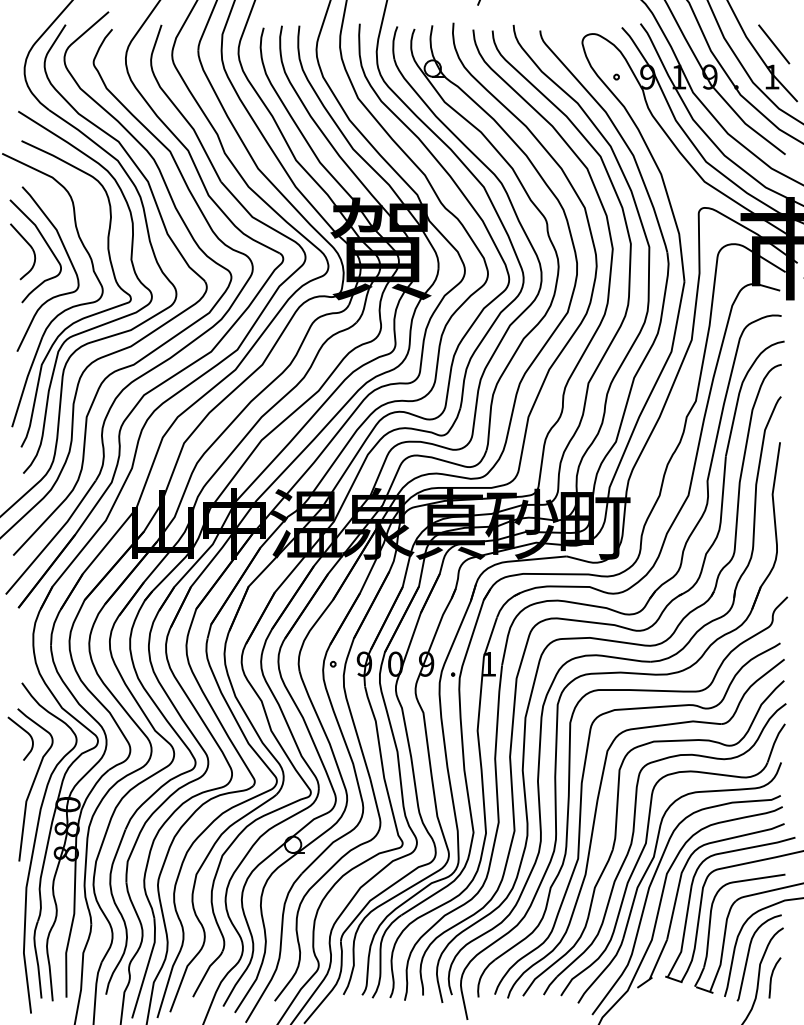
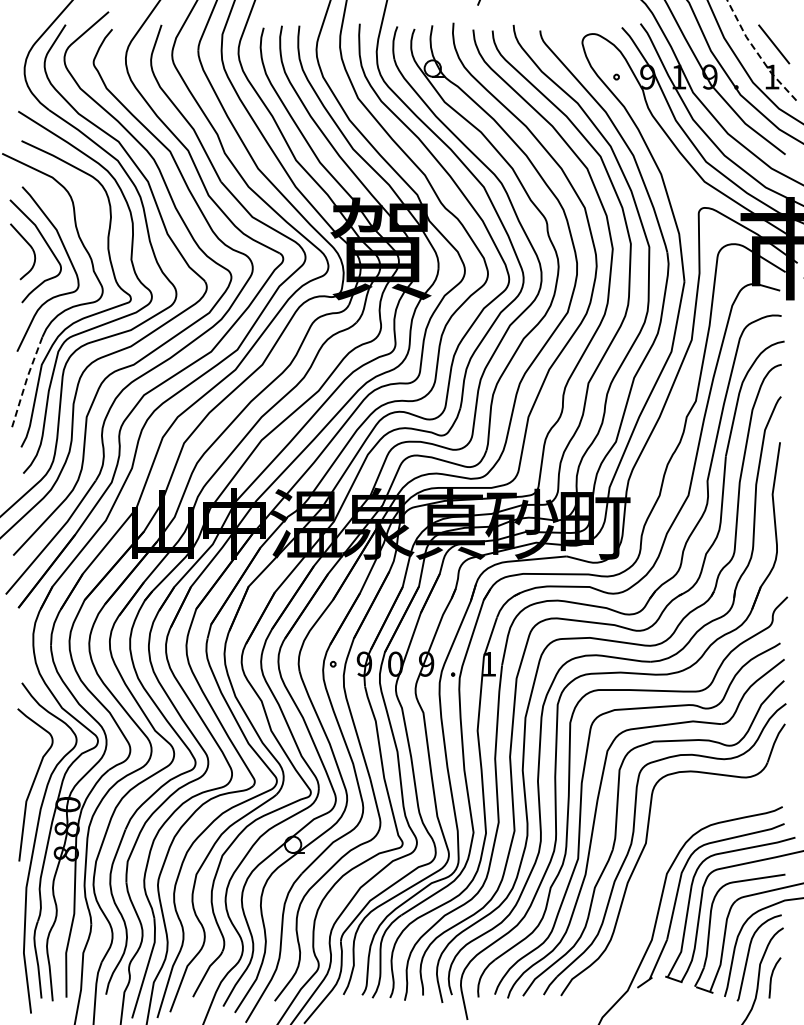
line: solid -> dashed (758, 54)
line: solid -> dashed (26, 380)
curve: present -> none (25, 732)
part: present -> none (654, 878)
